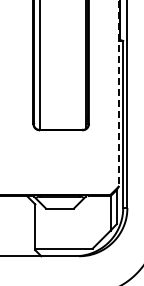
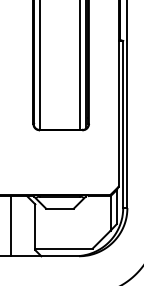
line: none -> present (79, 65)
line: dashed -> solid (118, 93)
line: none -> present (11, 225)
